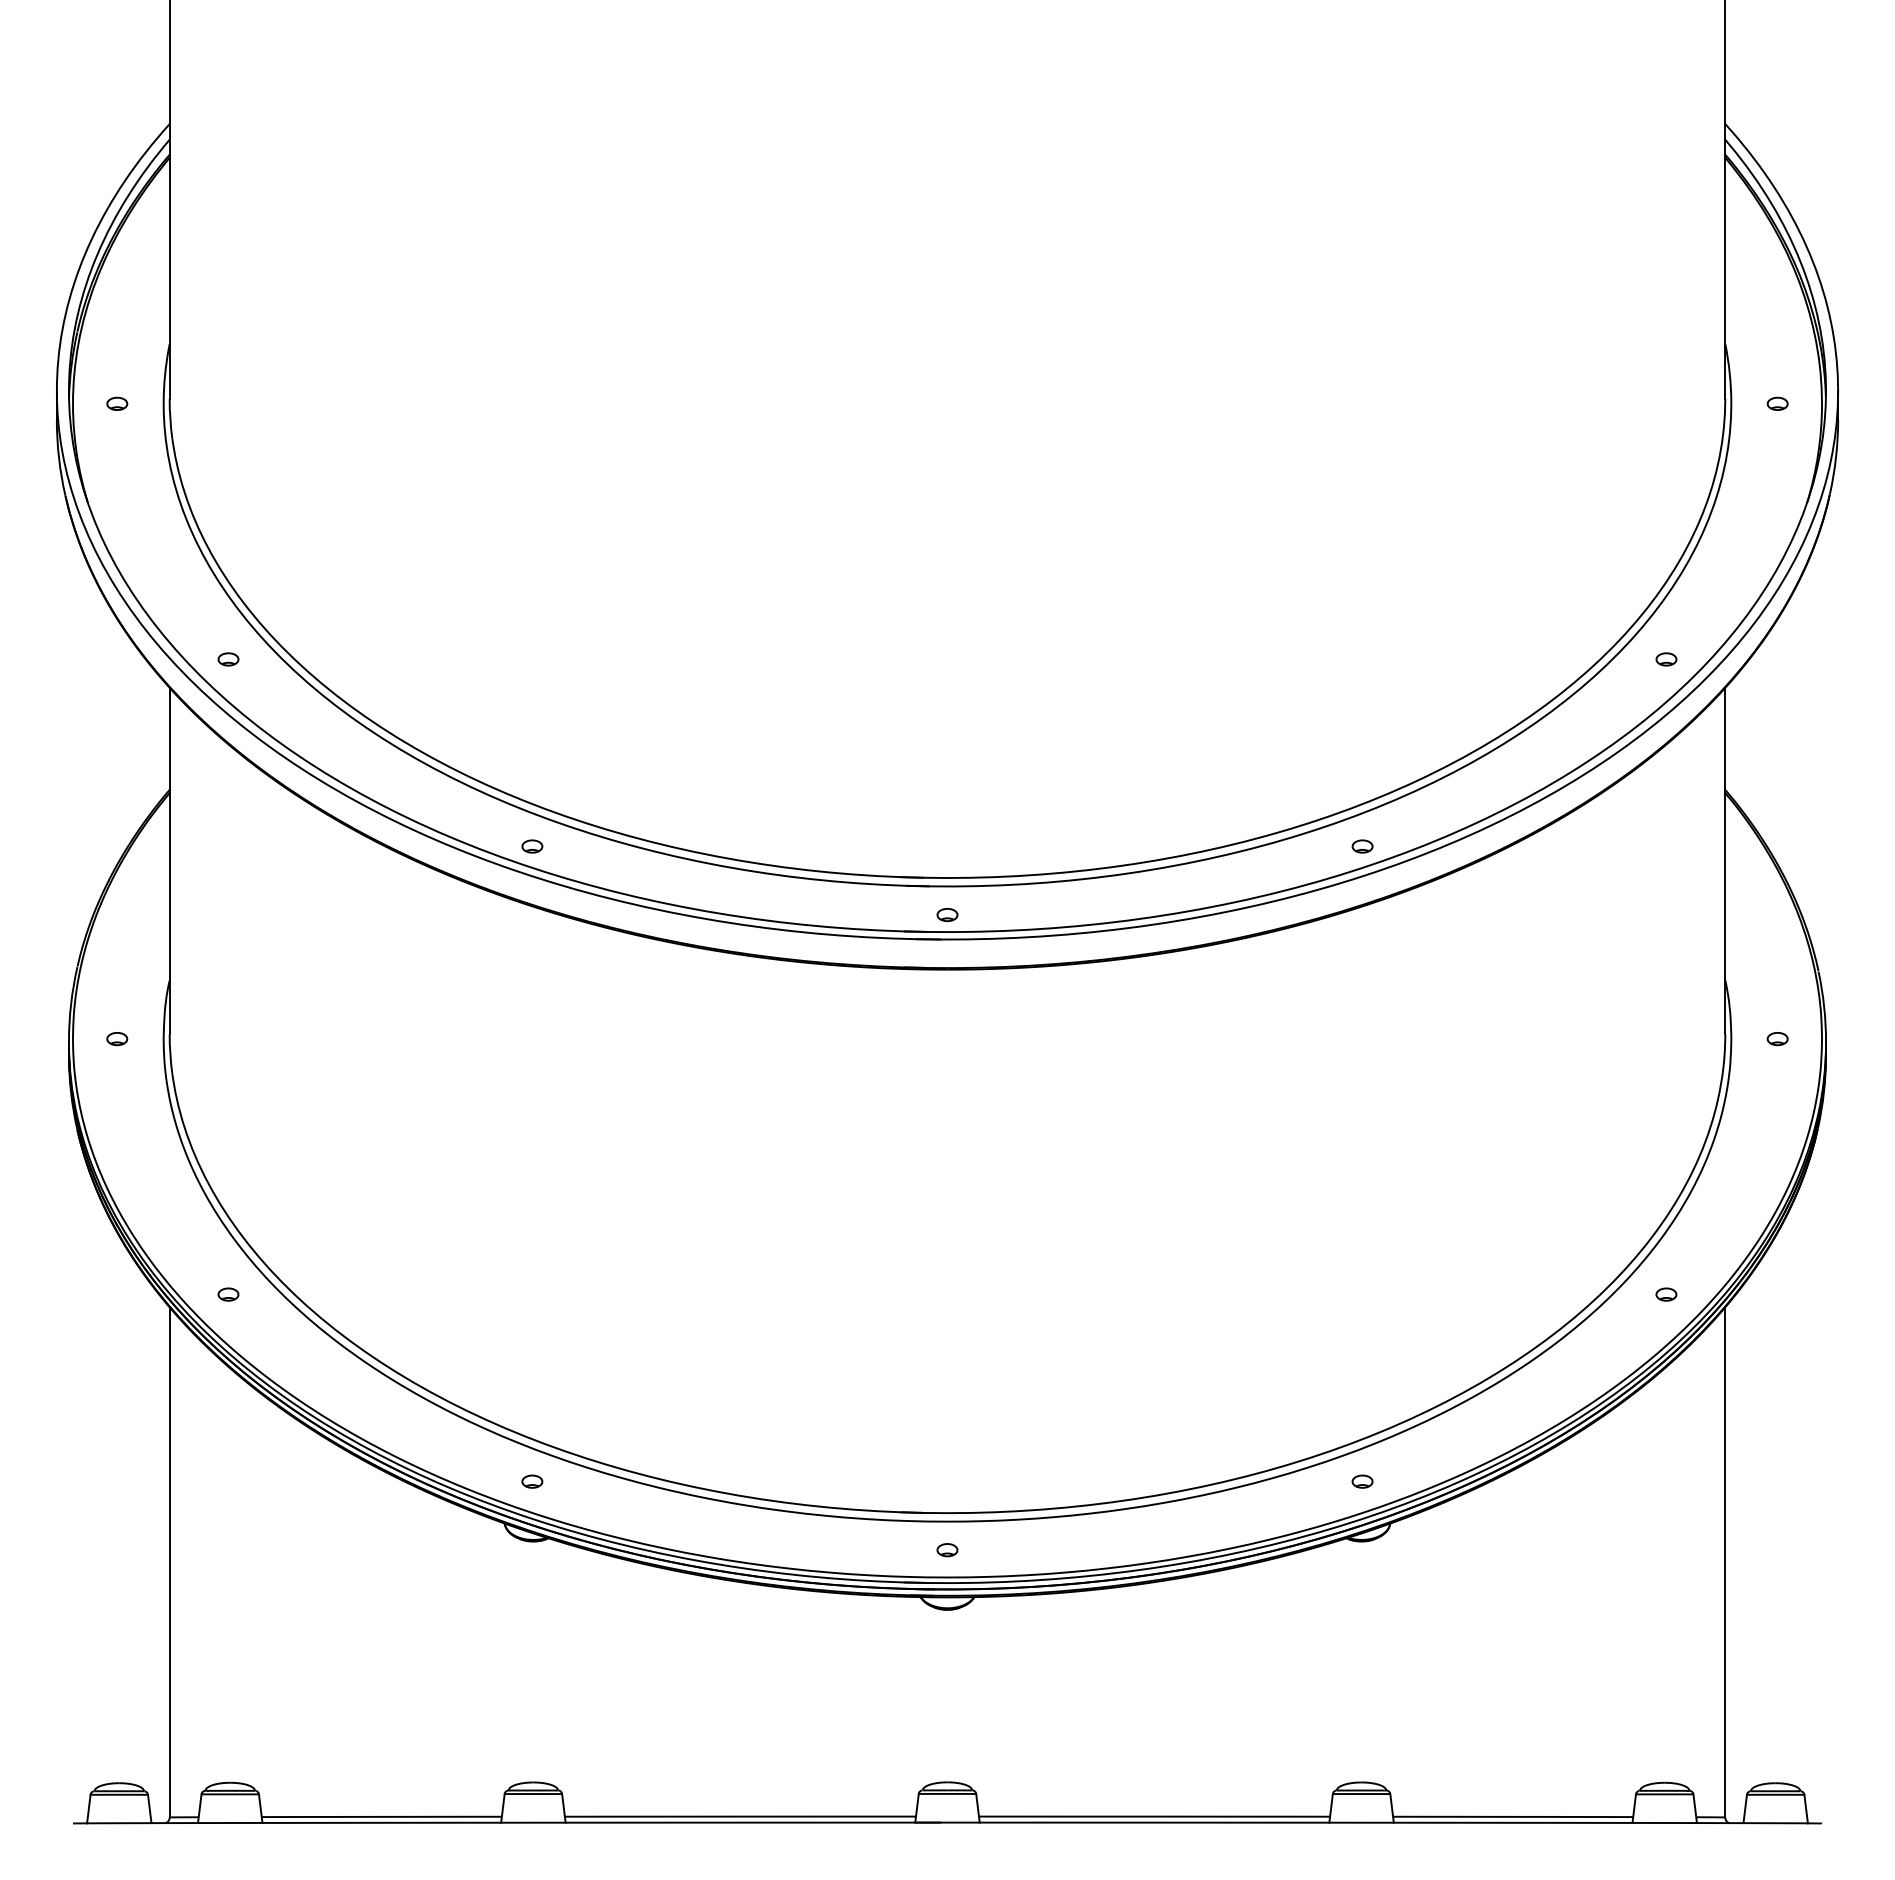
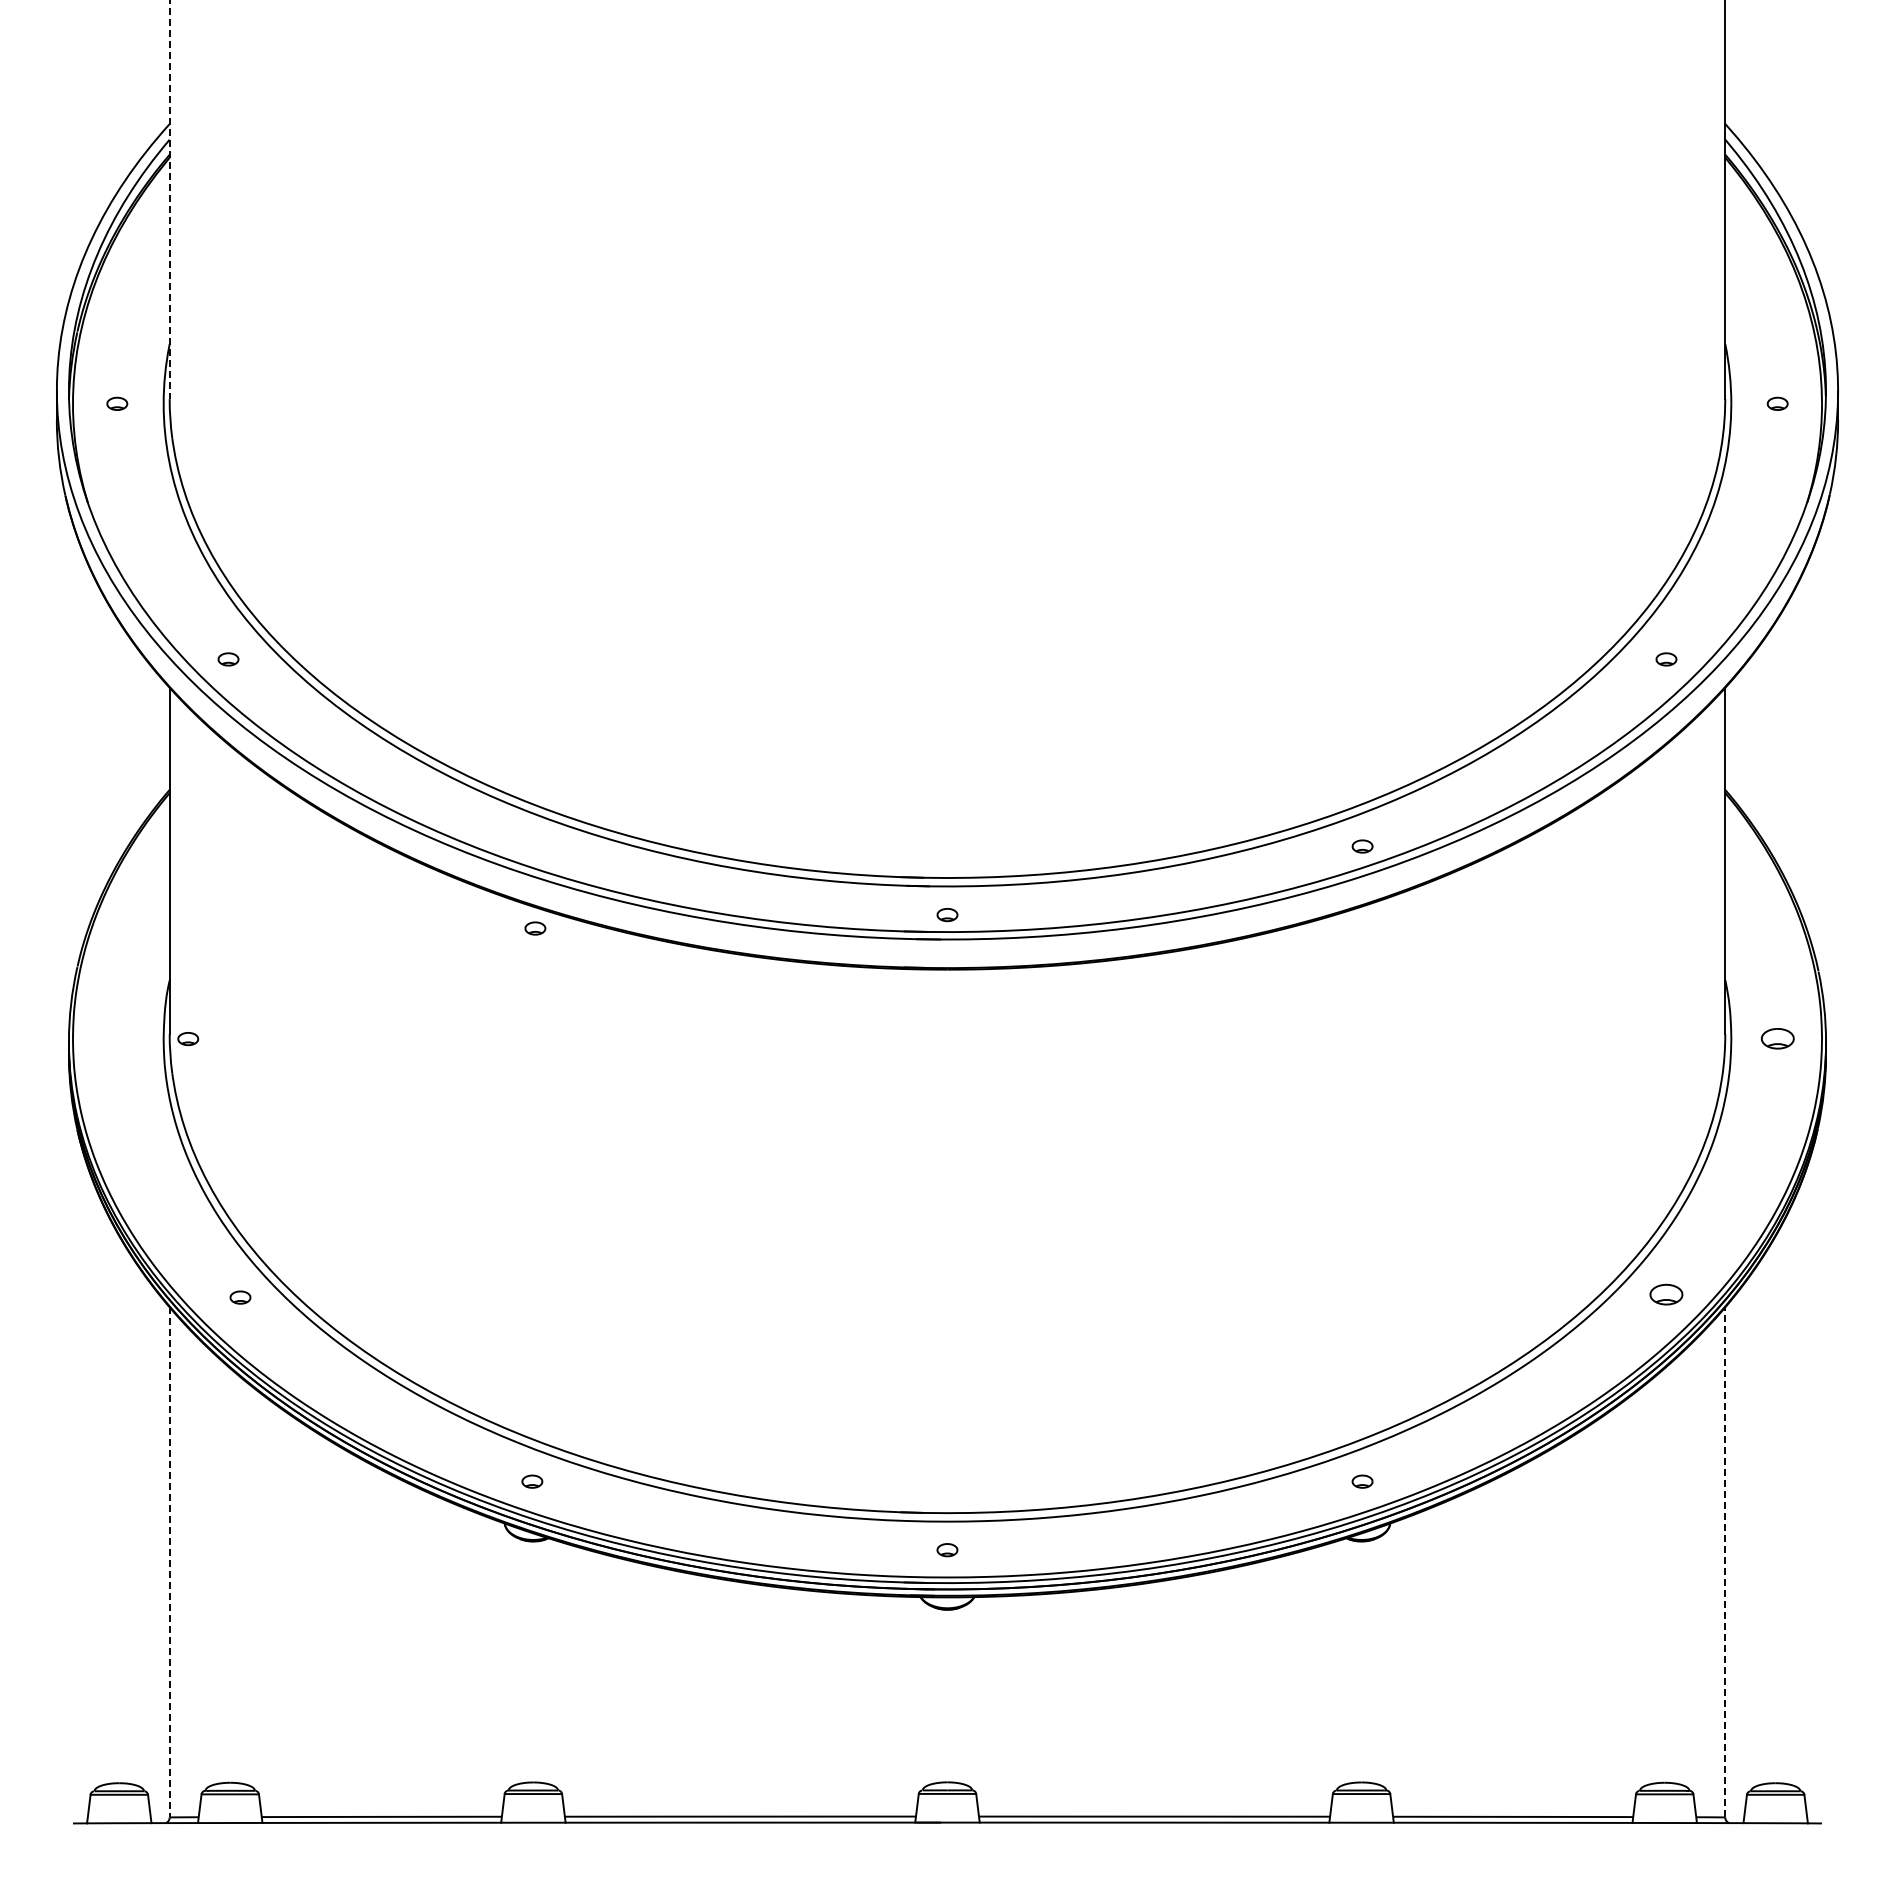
line: solid -> dashed (169, 200)
part position: (532, 846) -> (535, 928) (535, 928)
part position: (117, 1039) -> (188, 1039) (188, 1039)
part size: 23x15 px -> 34x22 px (1777, 1038)
part position: (228, 1294) -> (240, 1297) (240, 1297)
part size: 23x15 px -> 35x23 px (1666, 1294)
line: solid -> dashed (1725, 1561)
line: solid -> dashed (169, 1562)
